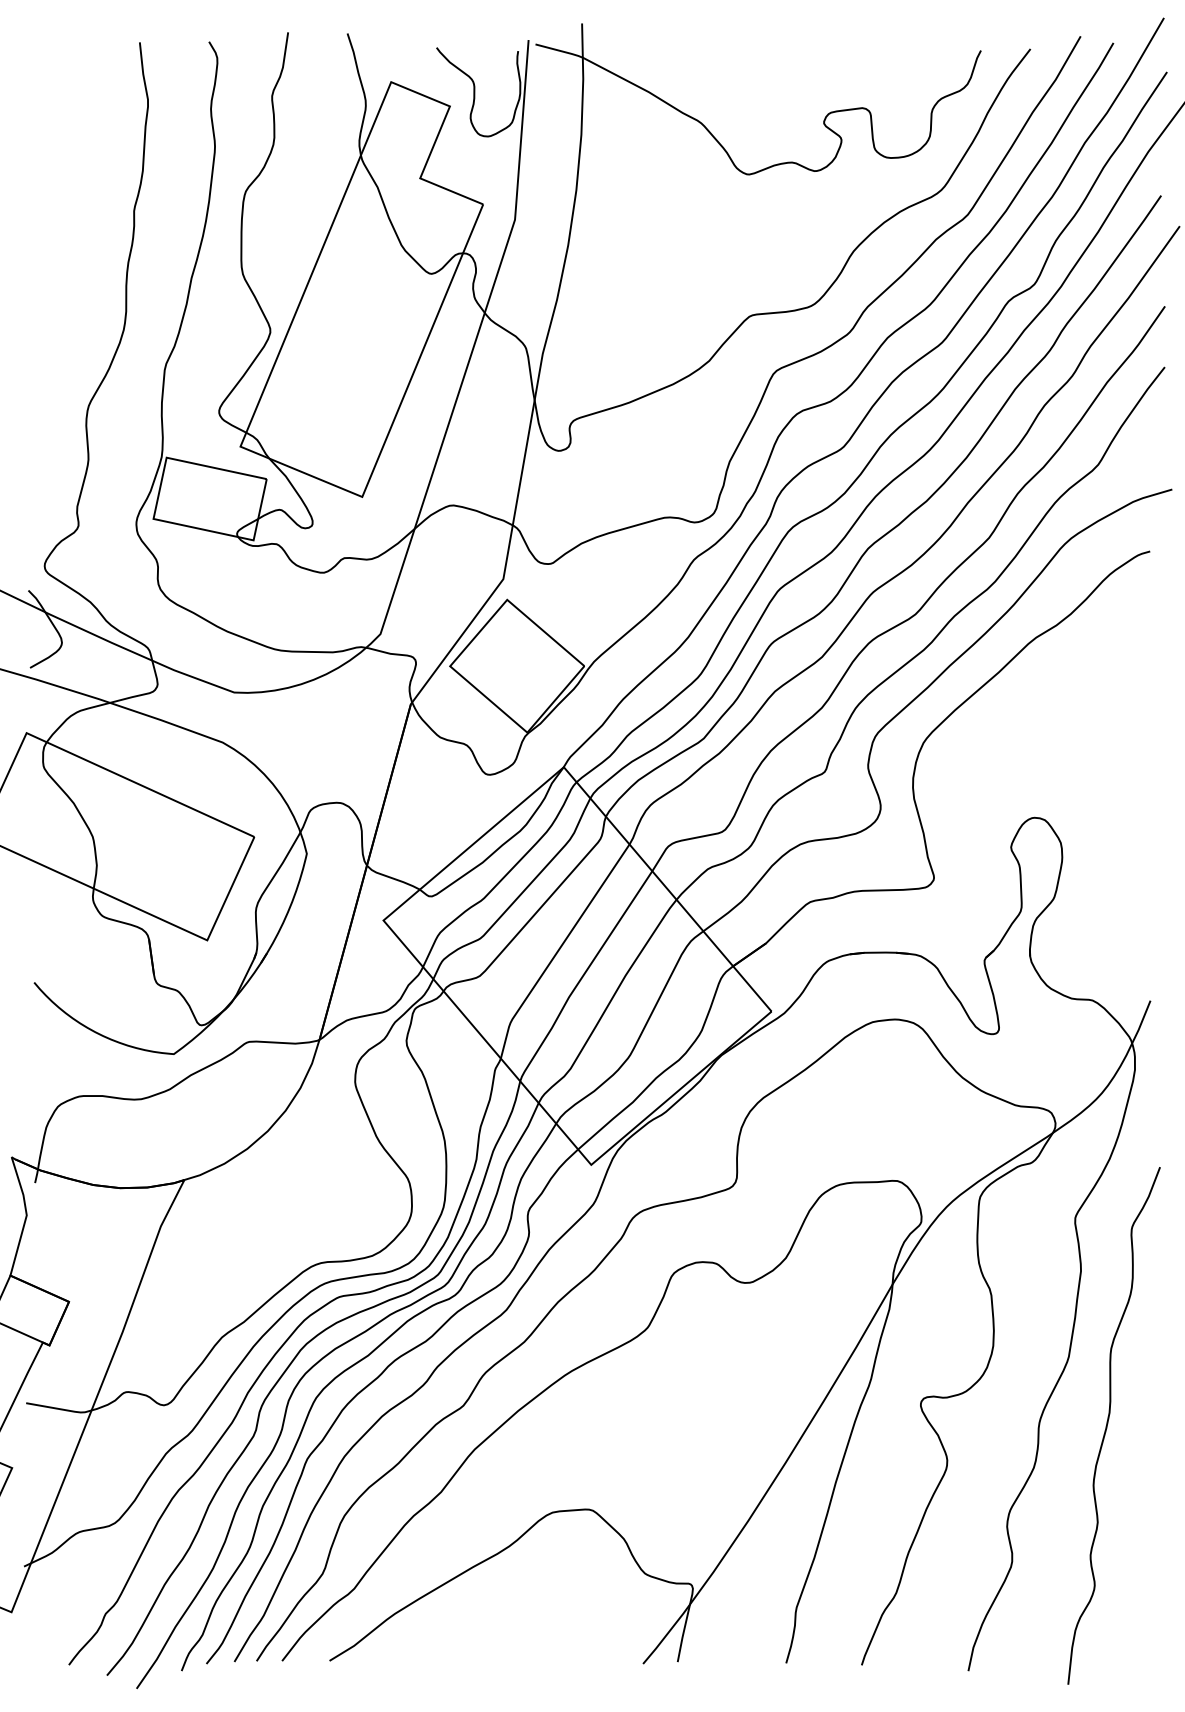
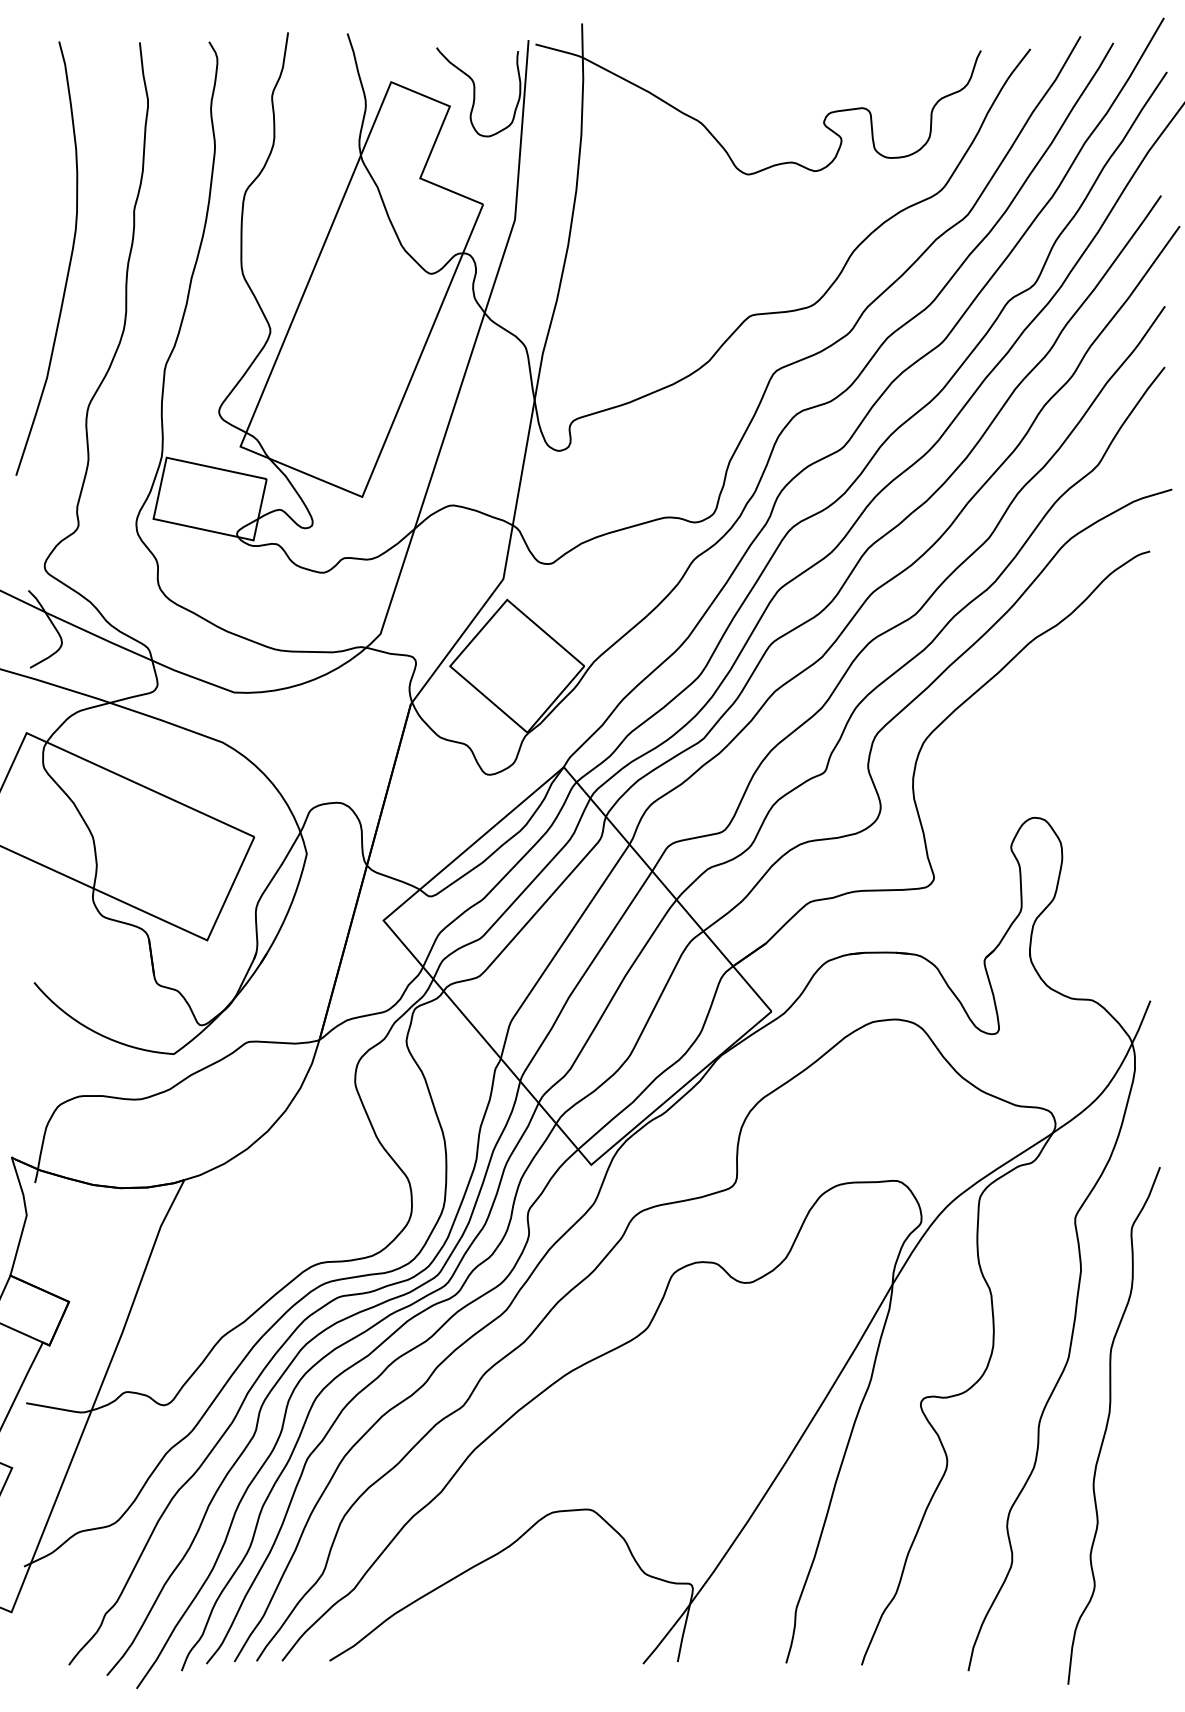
curve: none -> present (69, 260)
